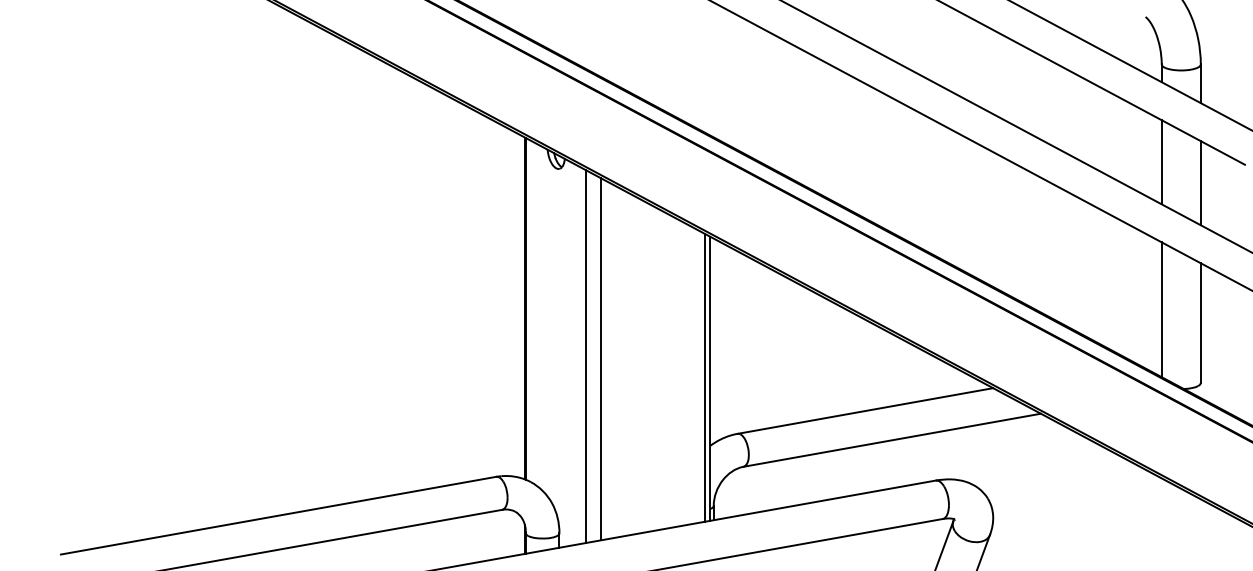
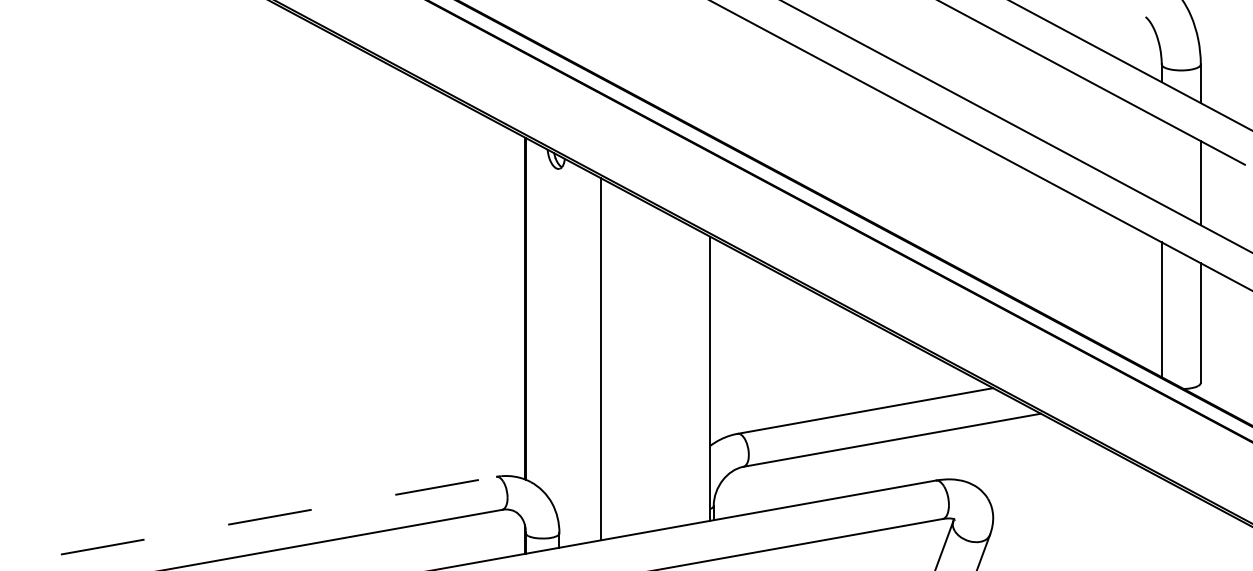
line: present -> none (1161, 162)
line: present -> none (586, 356)
line: present -> none (704, 377)
line: solid -> dashed (279, 515)
